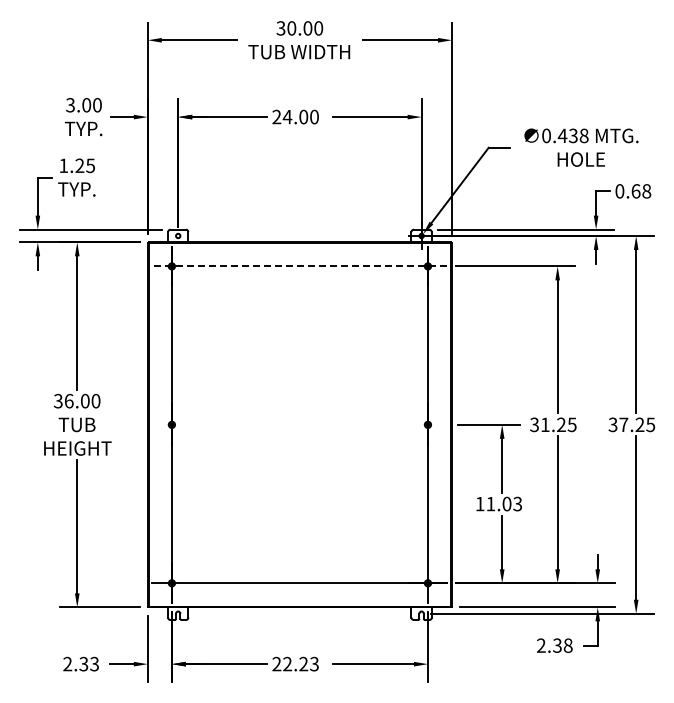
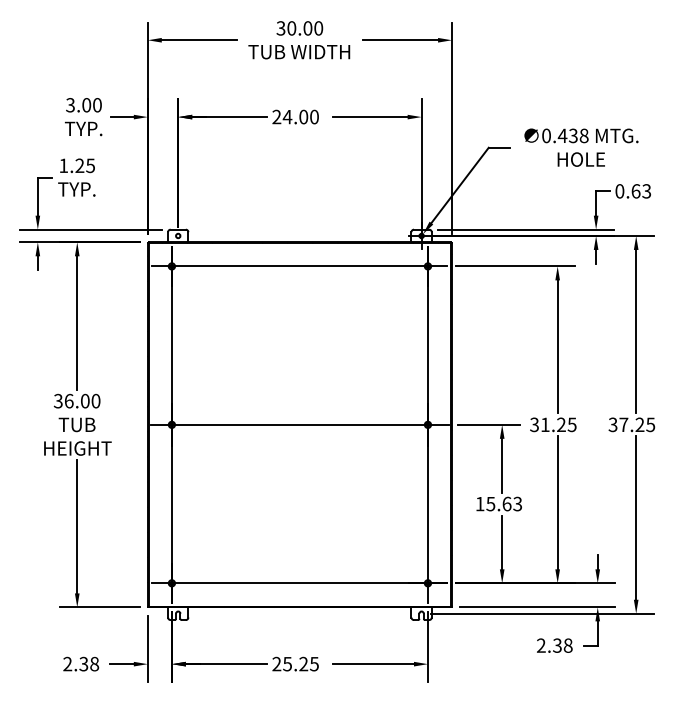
text: 0.68 -> 0.63 (646, 191)
line: dashed -> solid (299, 266)
line: none -> present (299, 424)
text: 11.03 -> 15.63 (498, 503)
text: 2.33 -> 2.38 (94, 663)
text: 22.23 -> 25.25 (300, 663)
